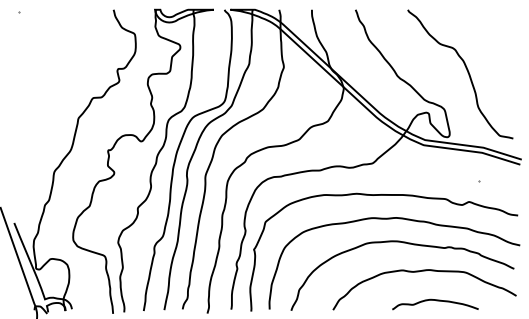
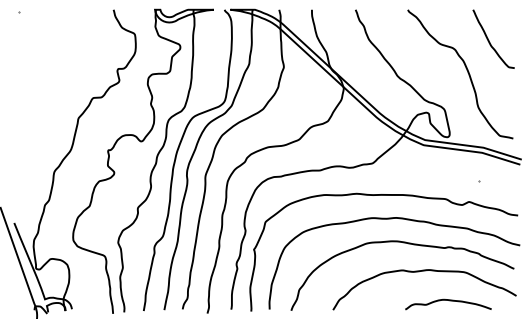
curve: none -> present (489, 40)
curve position: (436, 301) -> (449, 301) (449, 301)
